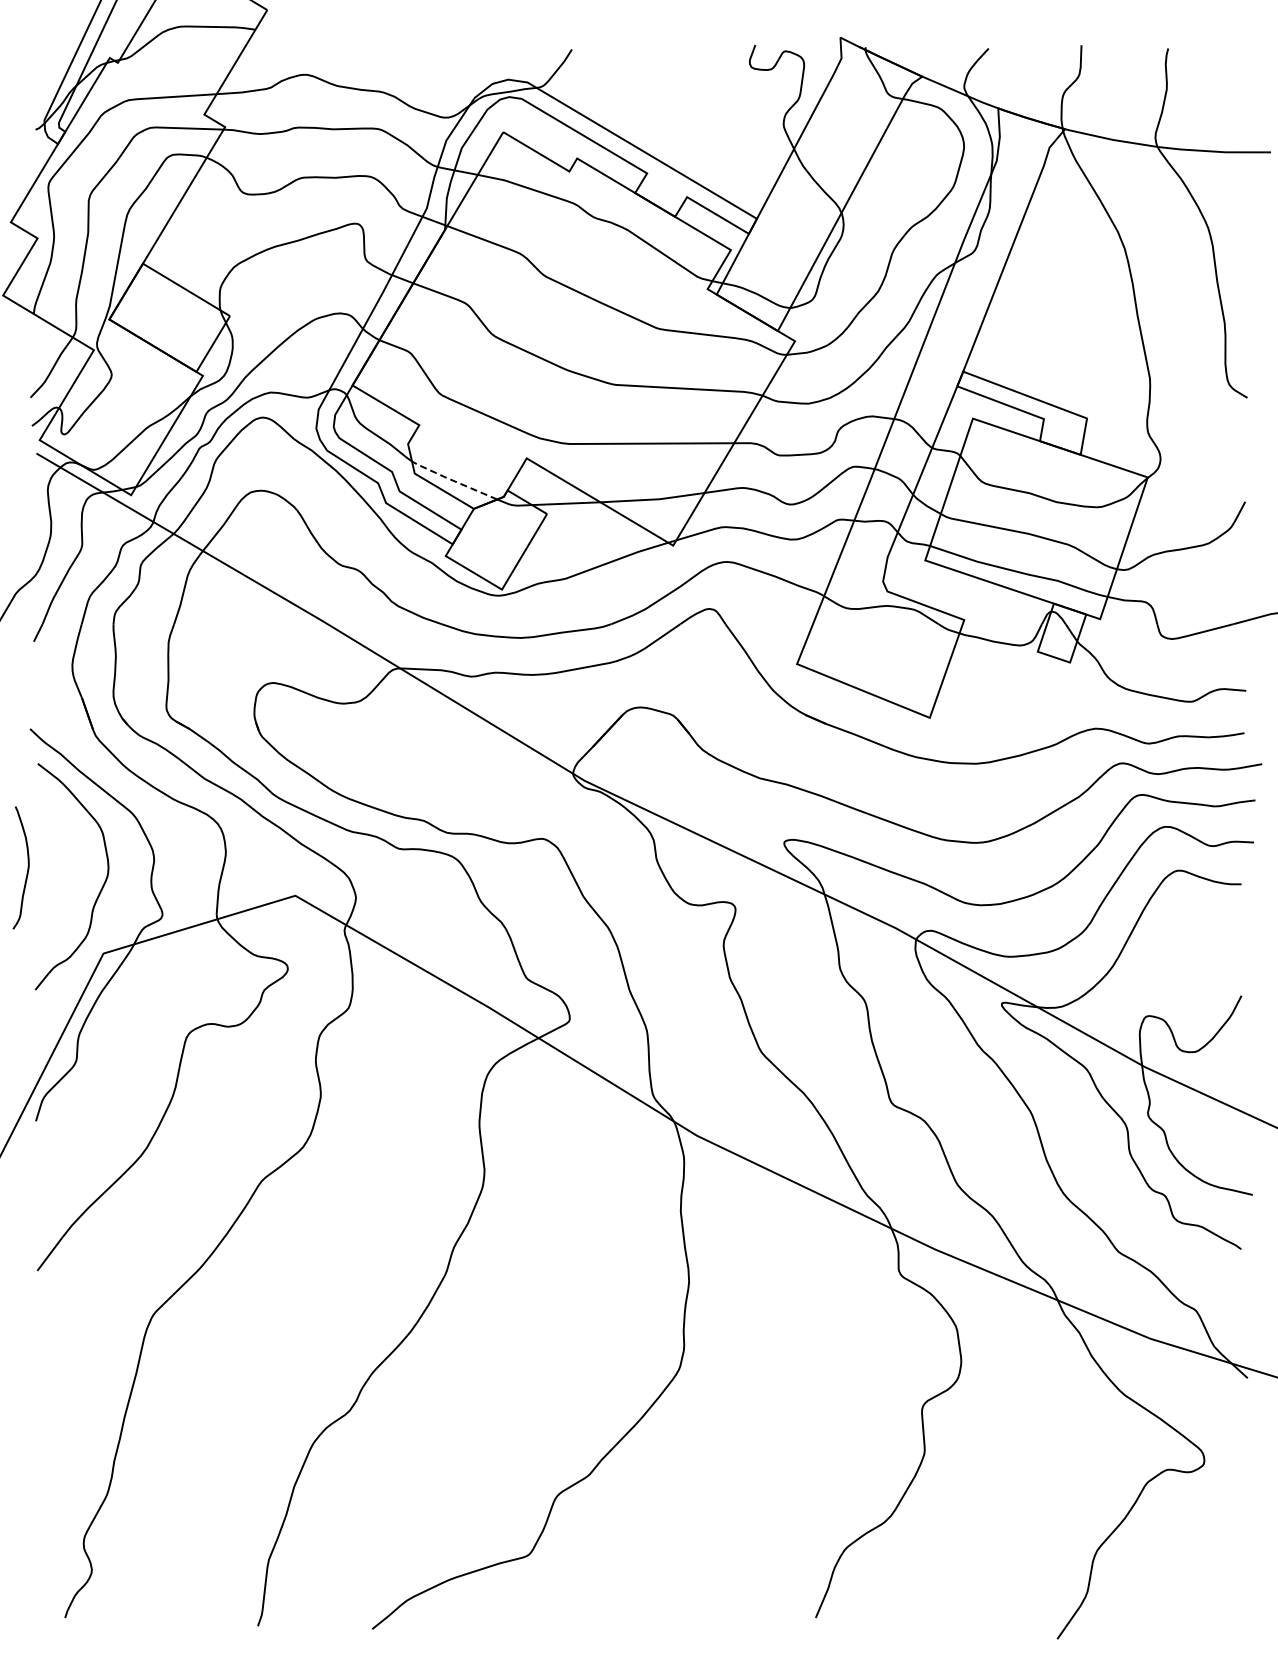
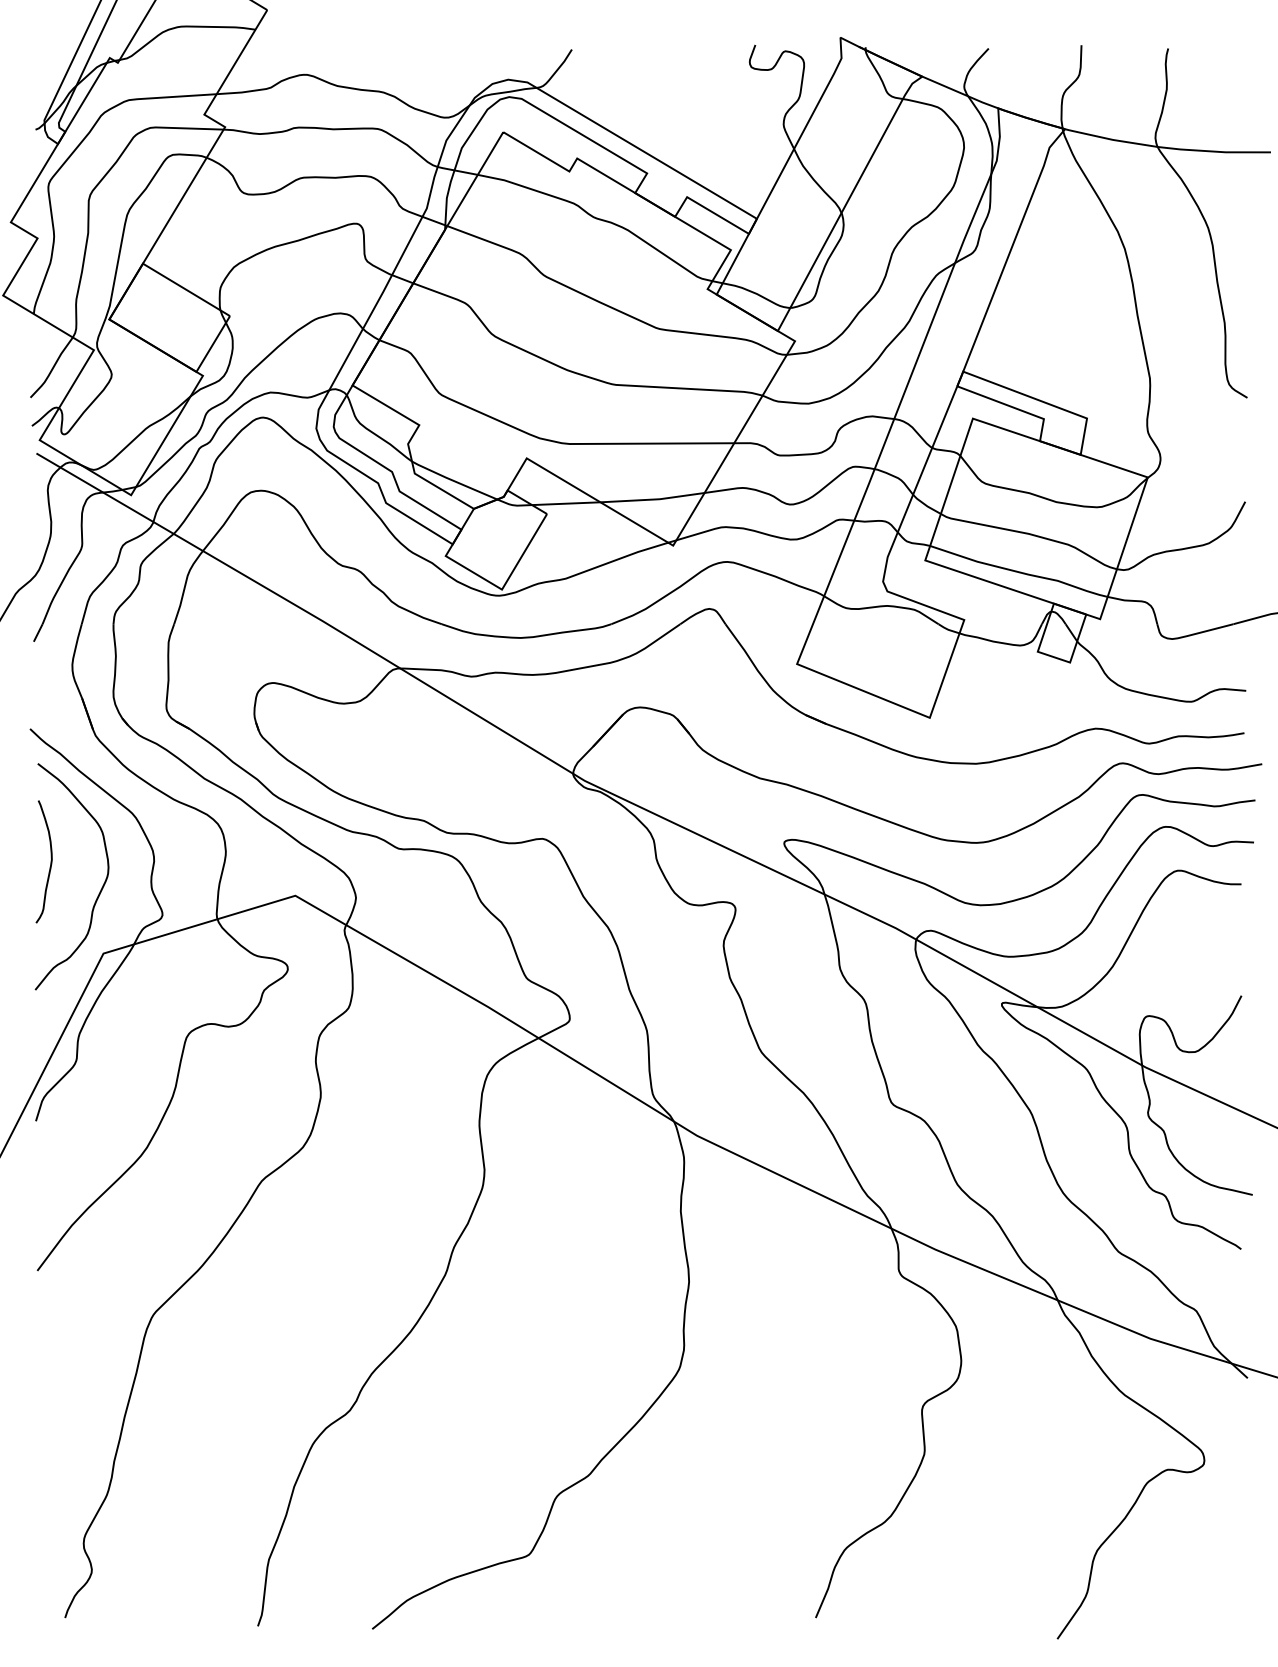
line: dashed -> solid (453, 480)
curve position: (27, 867) -> (50, 861) (50, 861)
